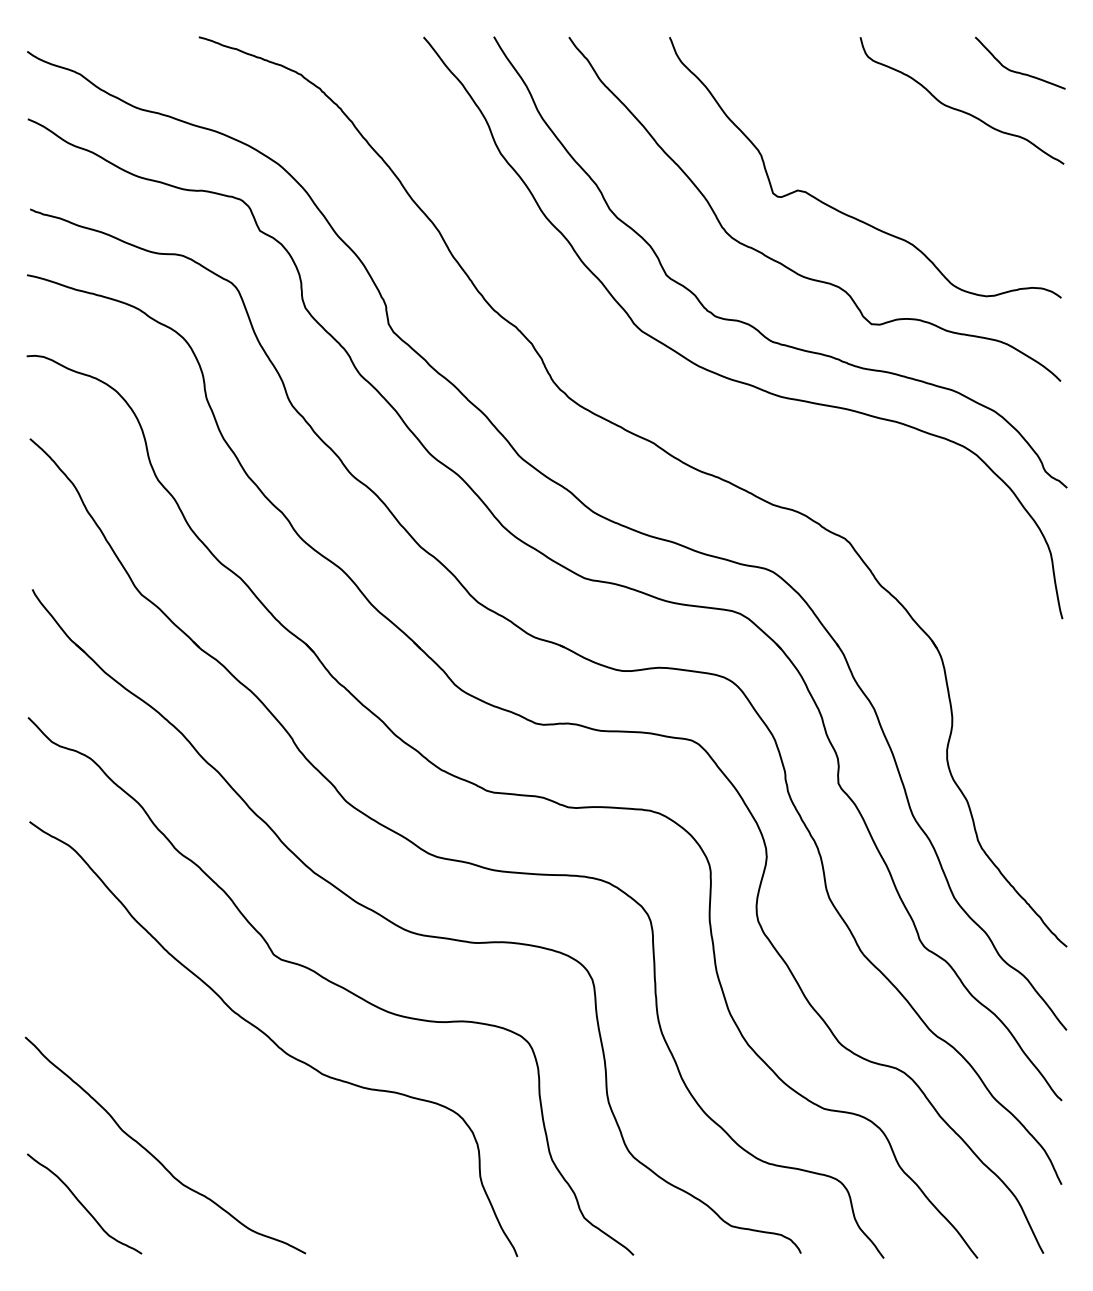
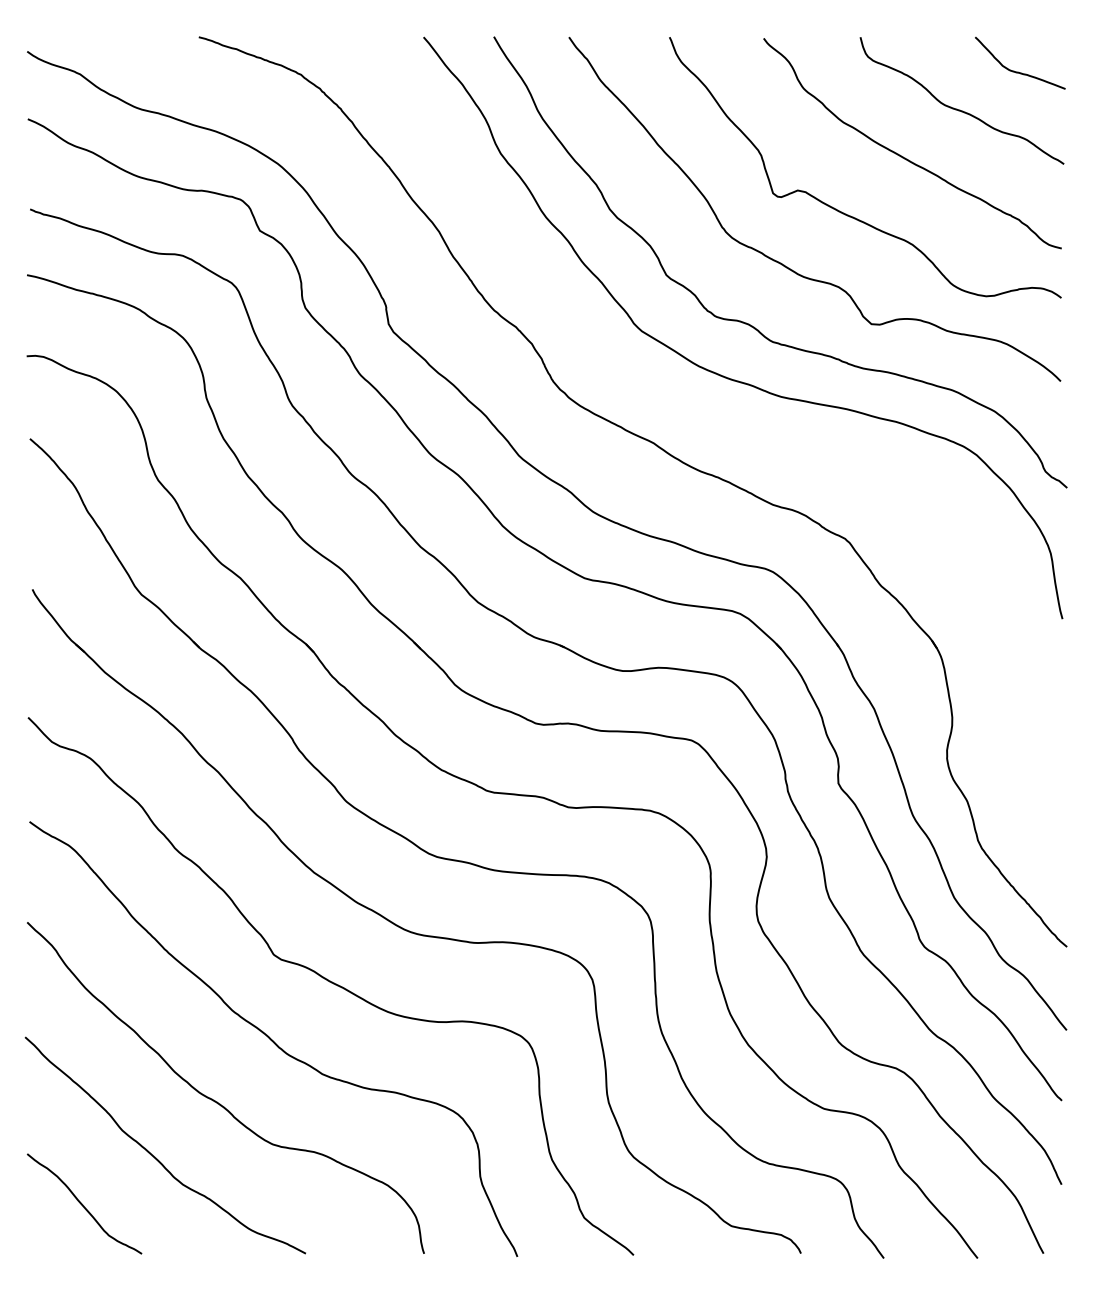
curve: none -> present (905, 157)
curve: none -> present (217, 1101)
